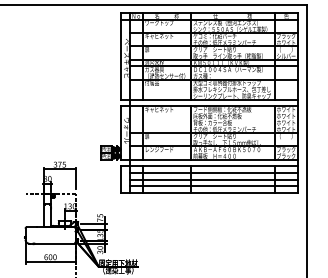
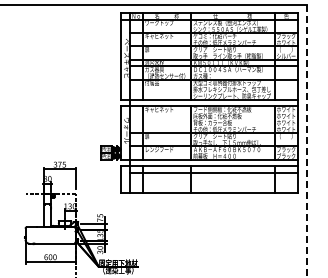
line: solid -> dashed (306, 141)
line: present -> none (213, 179)
line: present -> none (213, 186)
